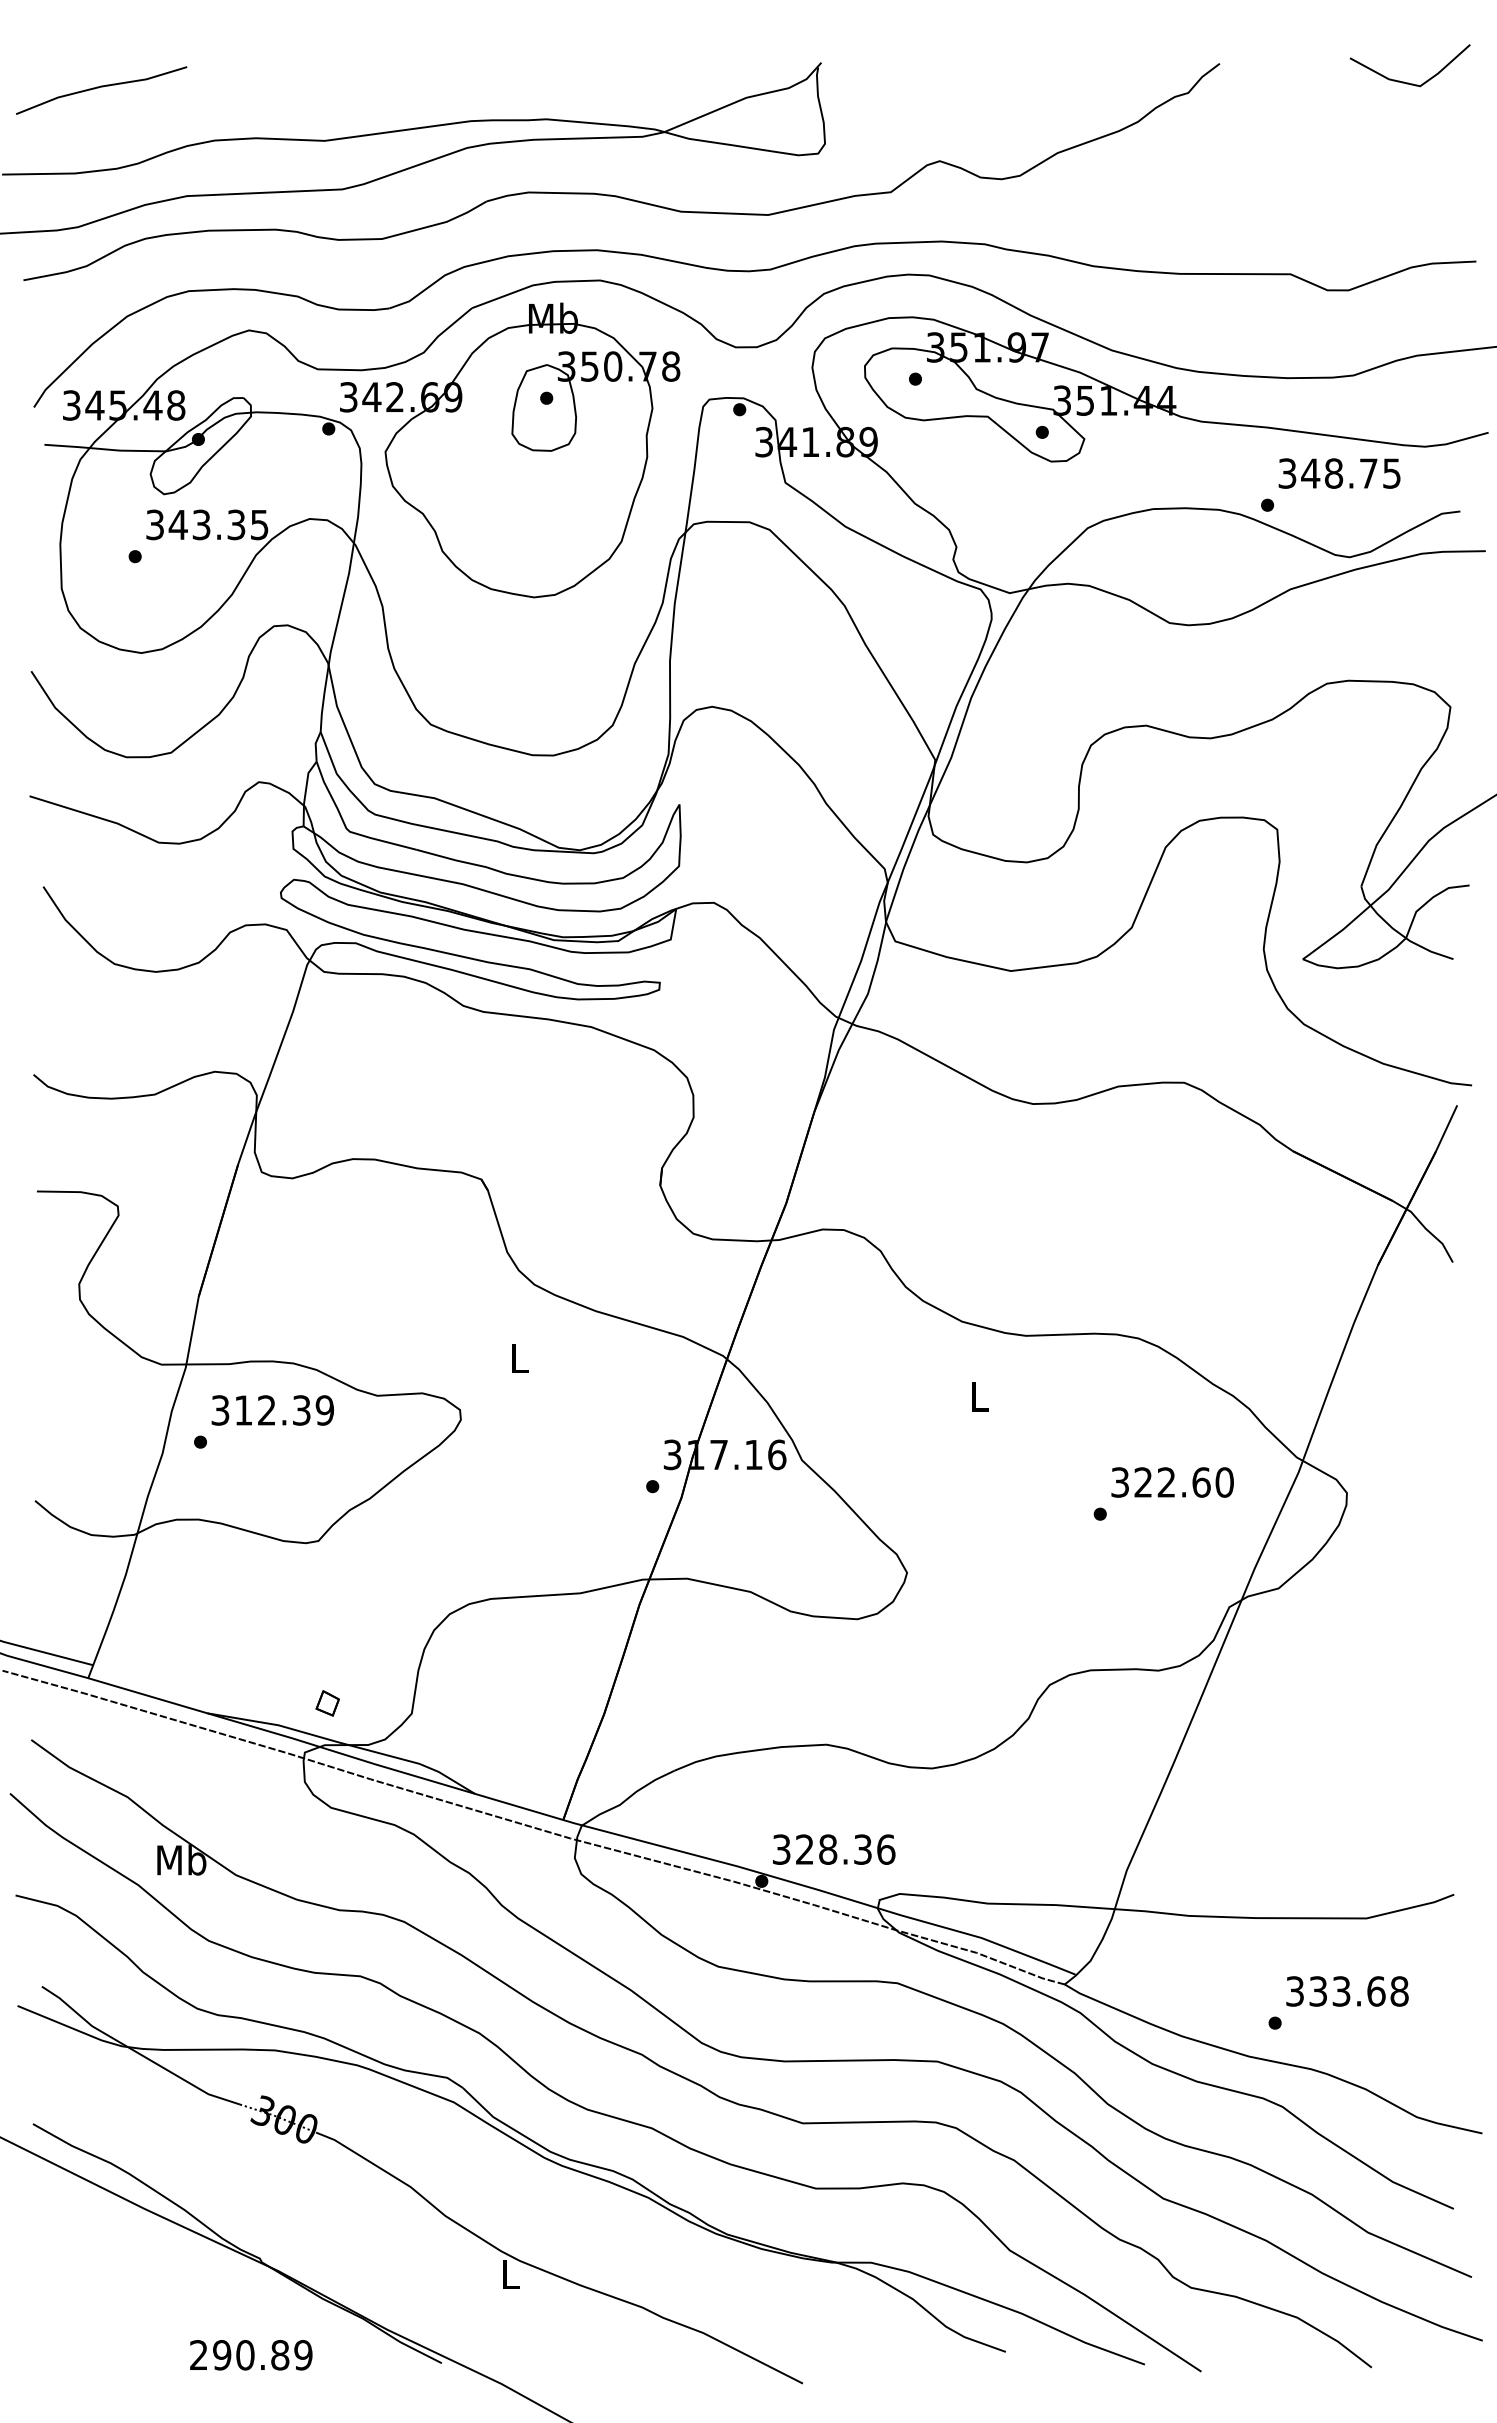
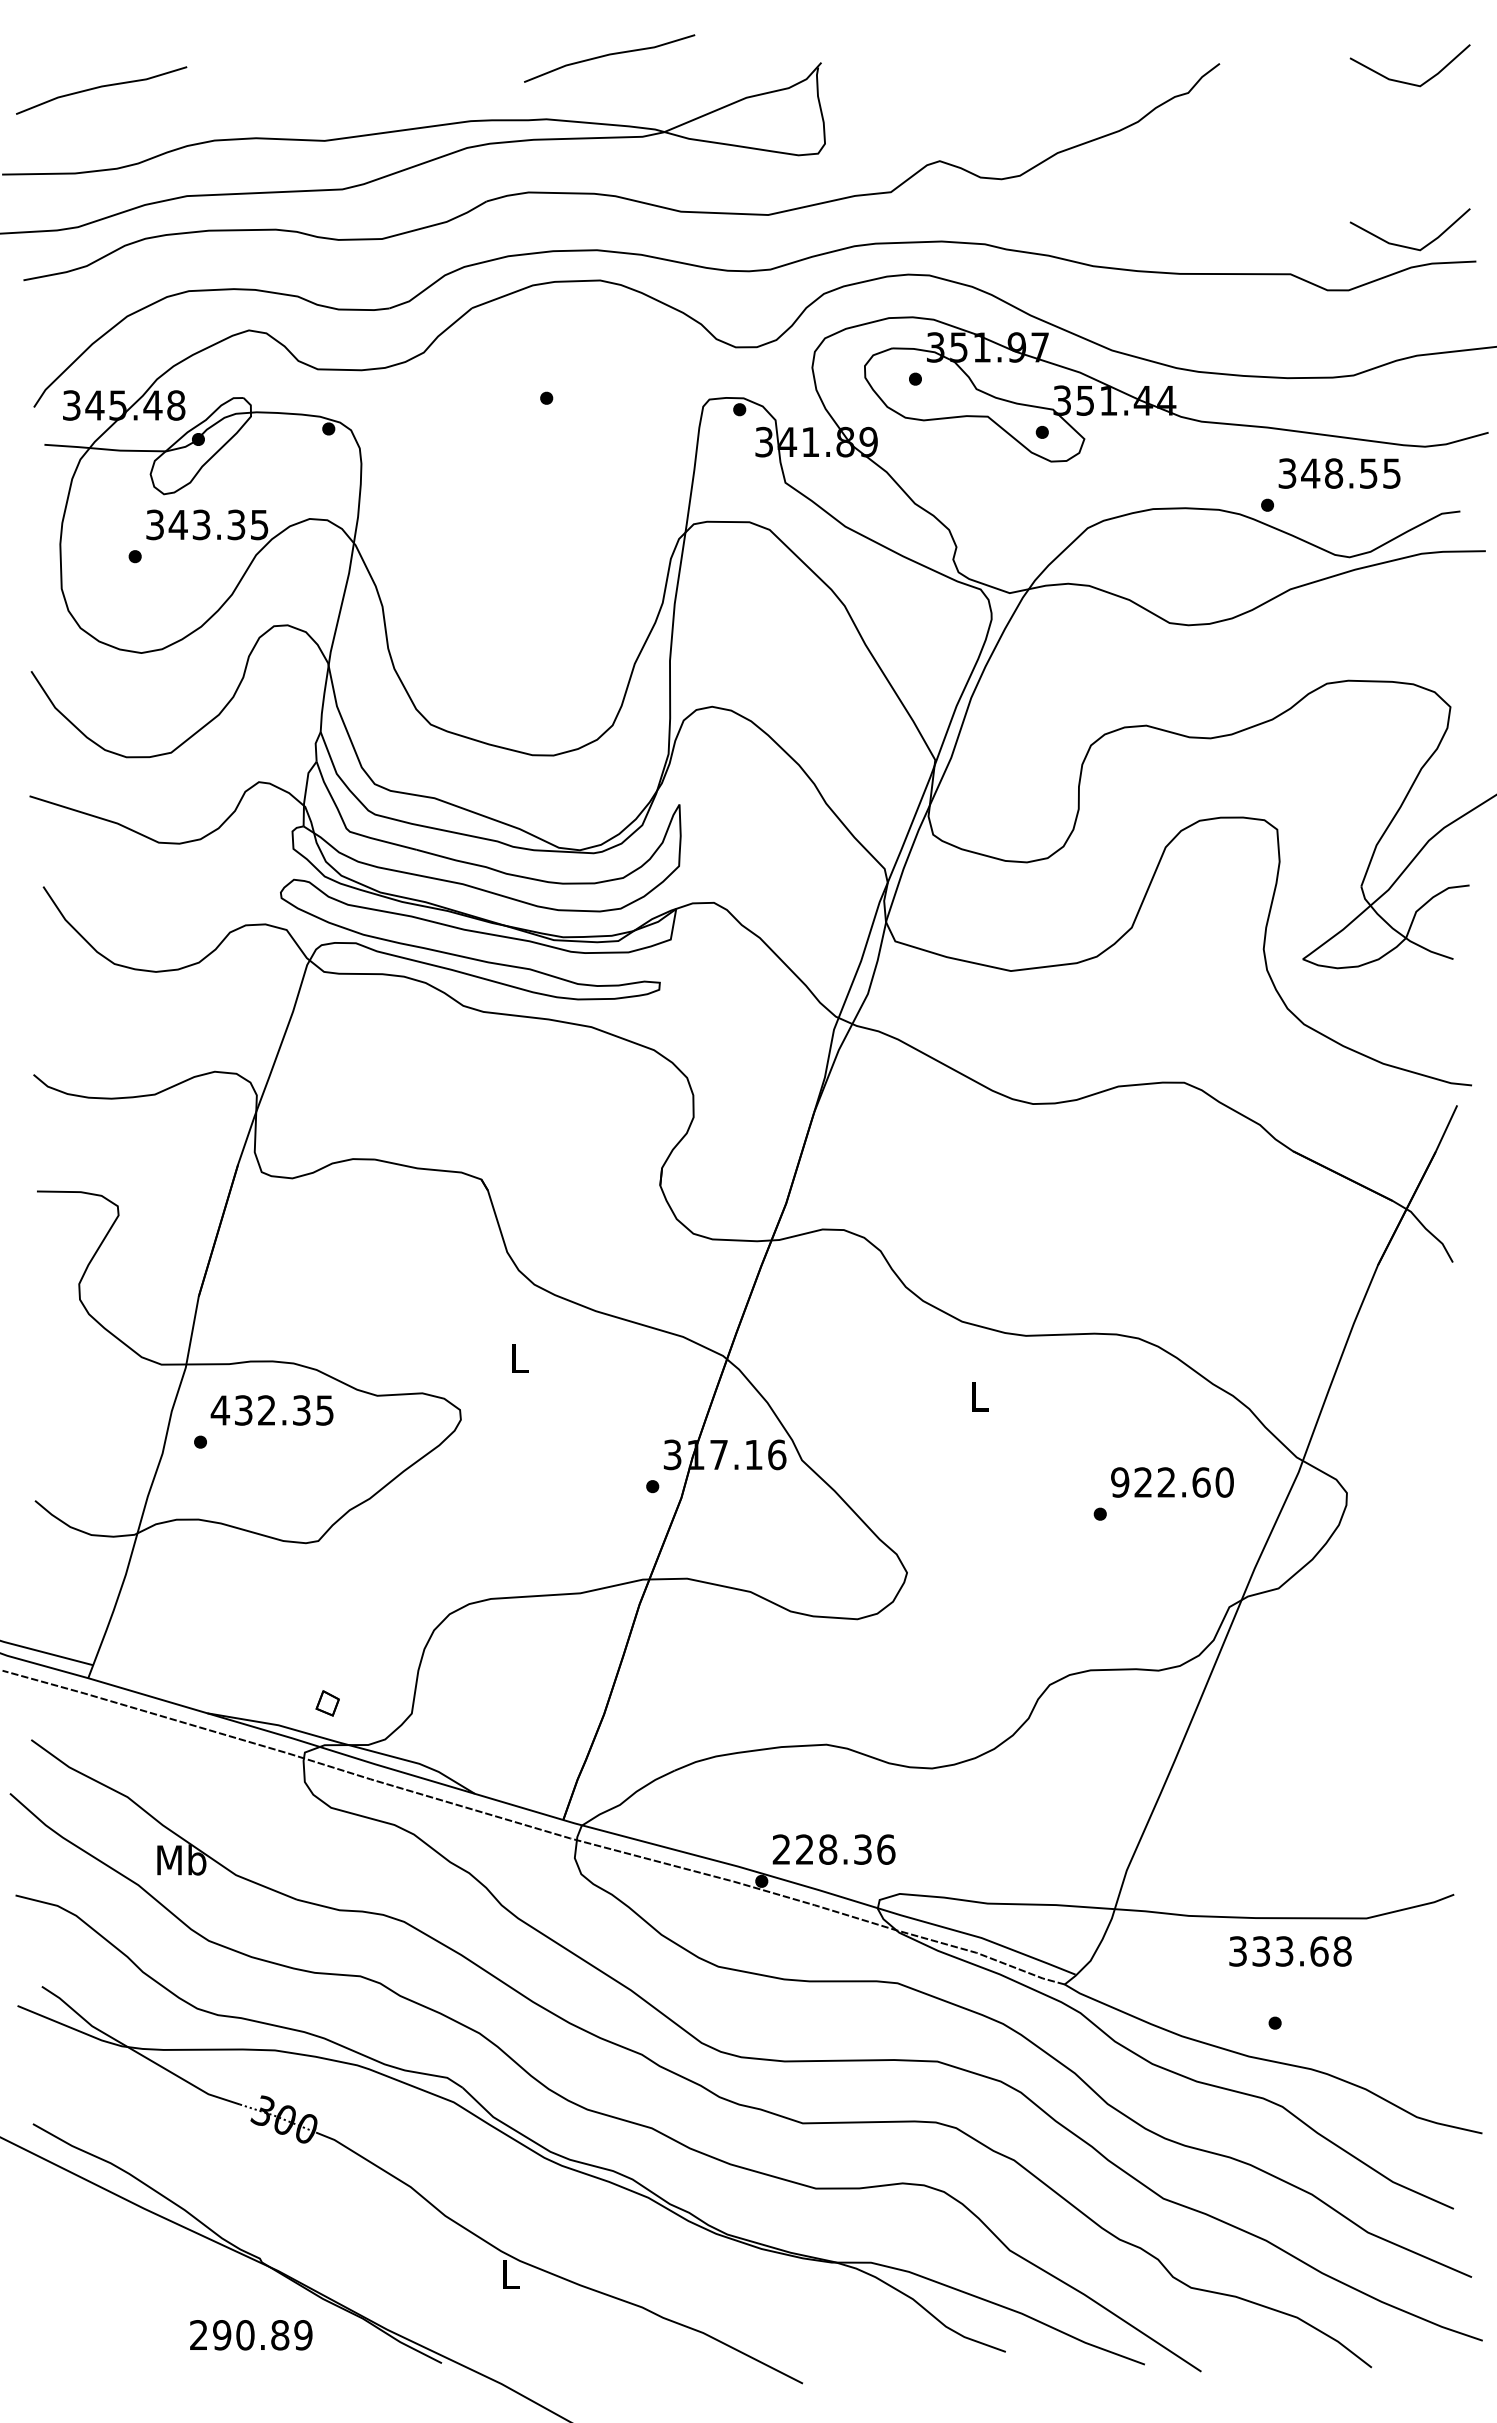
line: none -> present (609, 55)
line: none -> present (1404, 245)
part: present -> none (510, 450)
text: 348.75 -> 348.55 (1368, 473)
text: 312.39 -> 432.35 (272, 1410)
text: 322.60 -> 922.60 (1120, 1482)
text: 328.36 -> 228.36 (781, 1849)
text position: (1347, 1991) -> (1290, 1951) (1290, 1951)
text position: (251, 2355) -> (251, 2335) (251, 2335)
